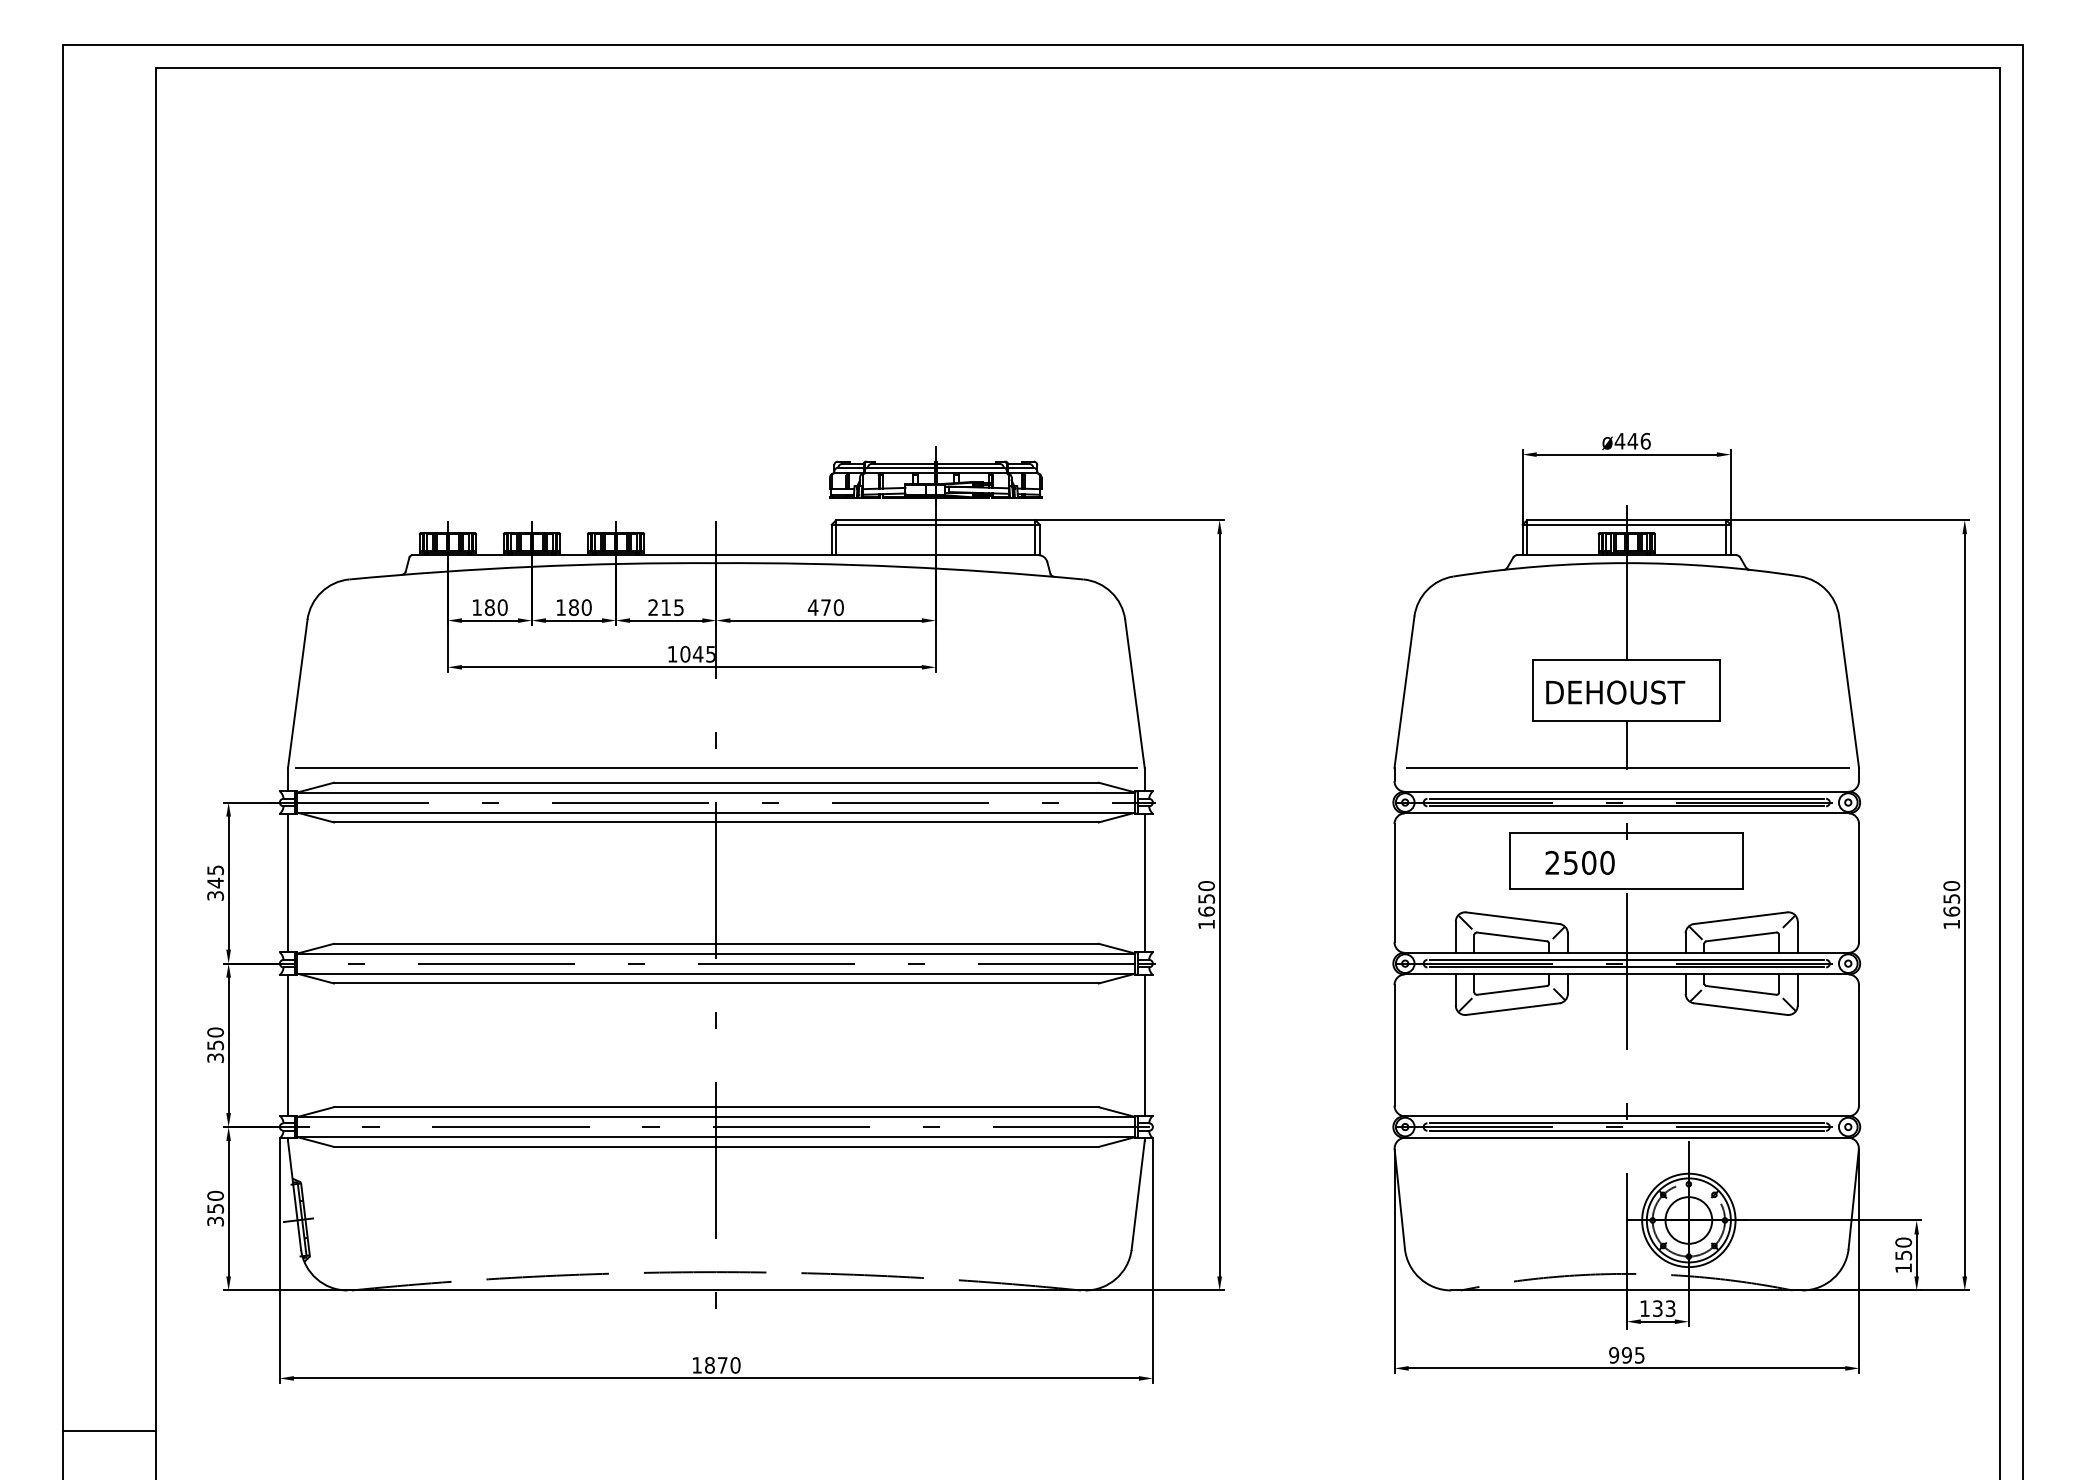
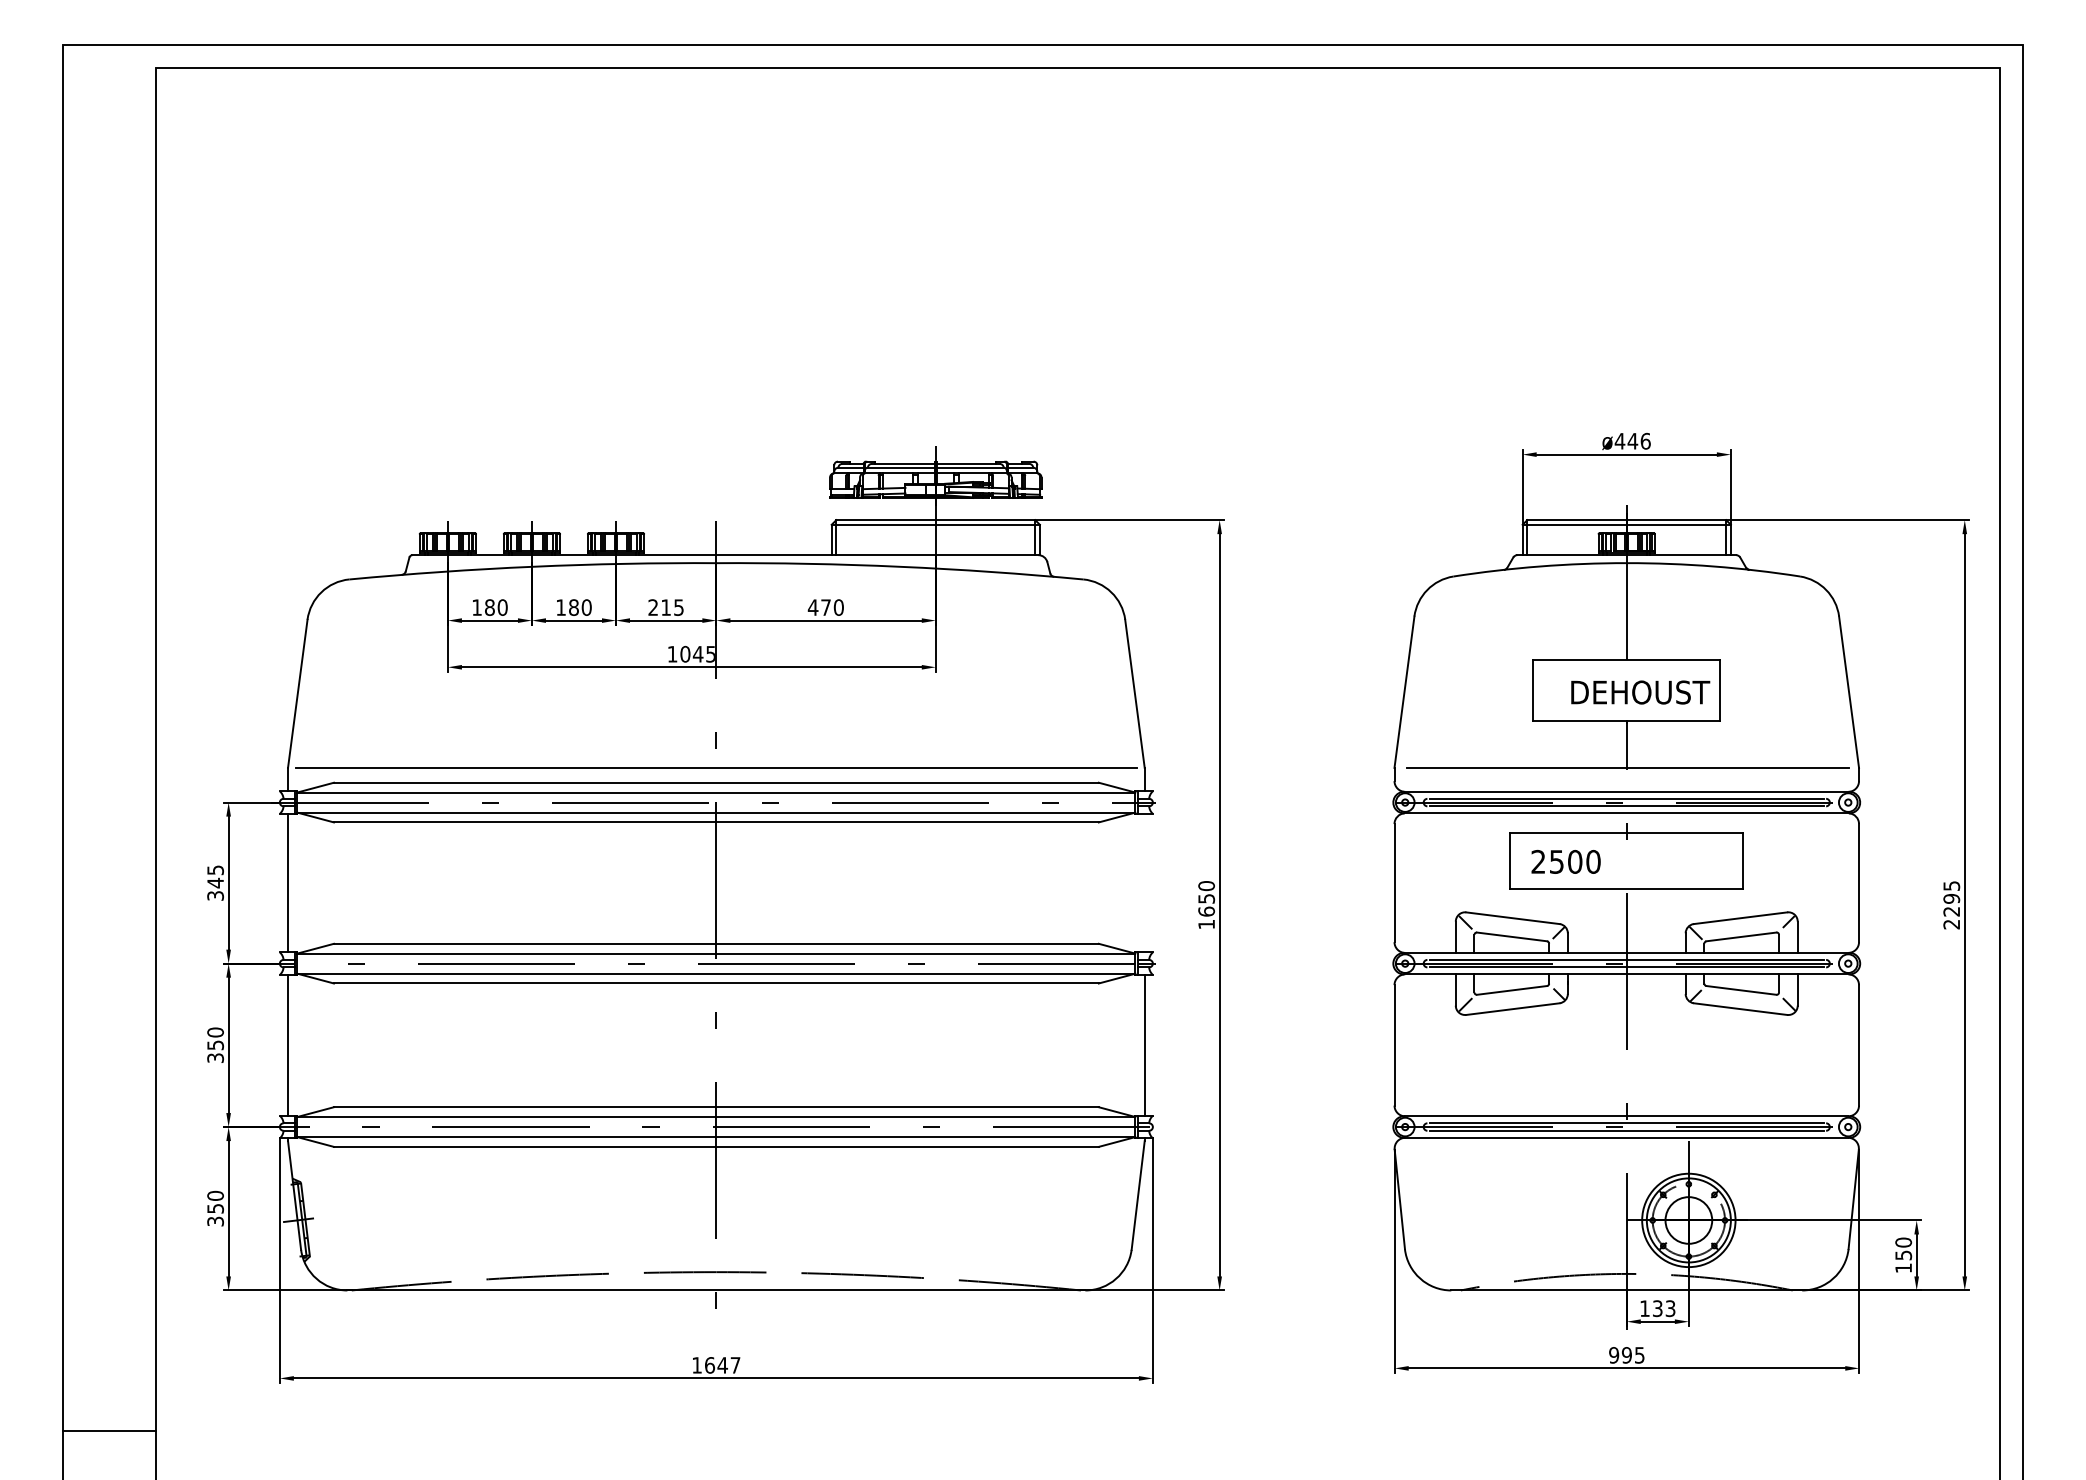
text position: (1615, 692) -> (1640, 692) (1640, 692)
text position: (1579, 862) -> (1565, 861) (1565, 861)
line: present -> none (1144, 882)
text: 1650 -> 2295 (1951, 905)
text: 1870 -> 1647 (722, 1365)
